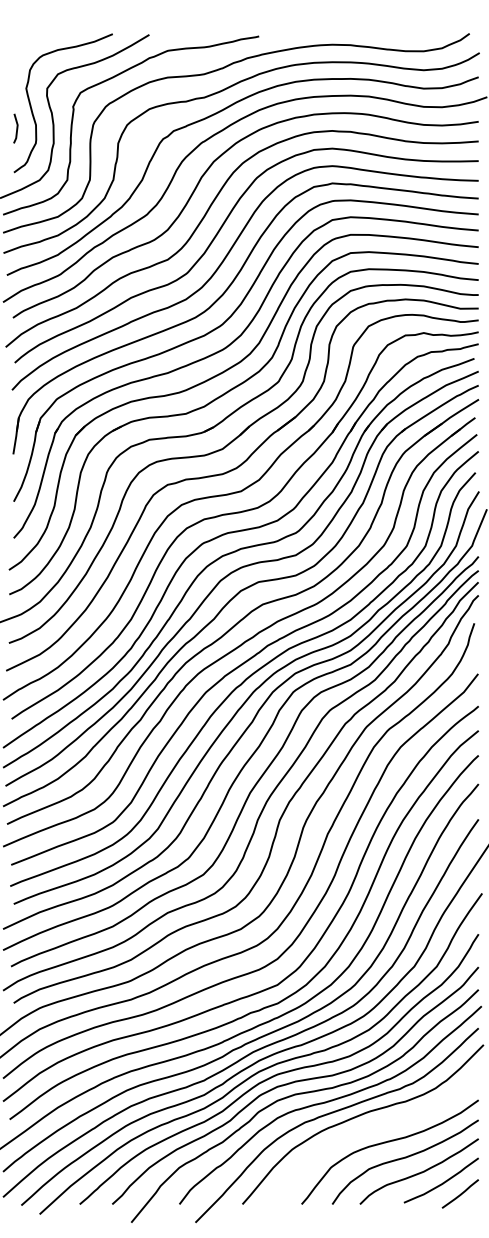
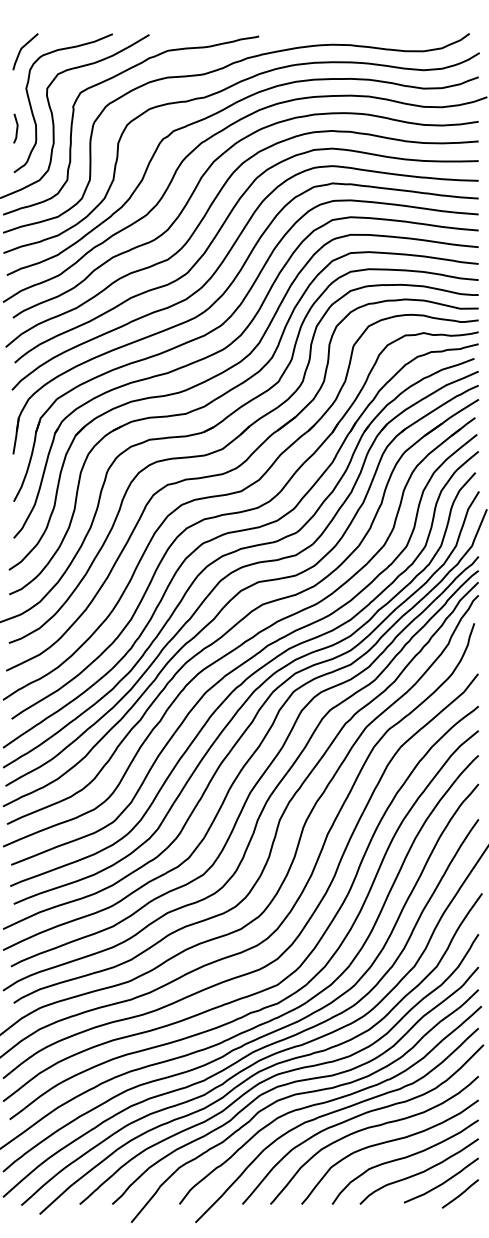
line: none -> present (24, 47)
curve: none -> present (370, 1128)
